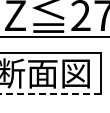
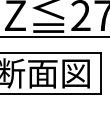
line: dashed -> solid (50, 93)
